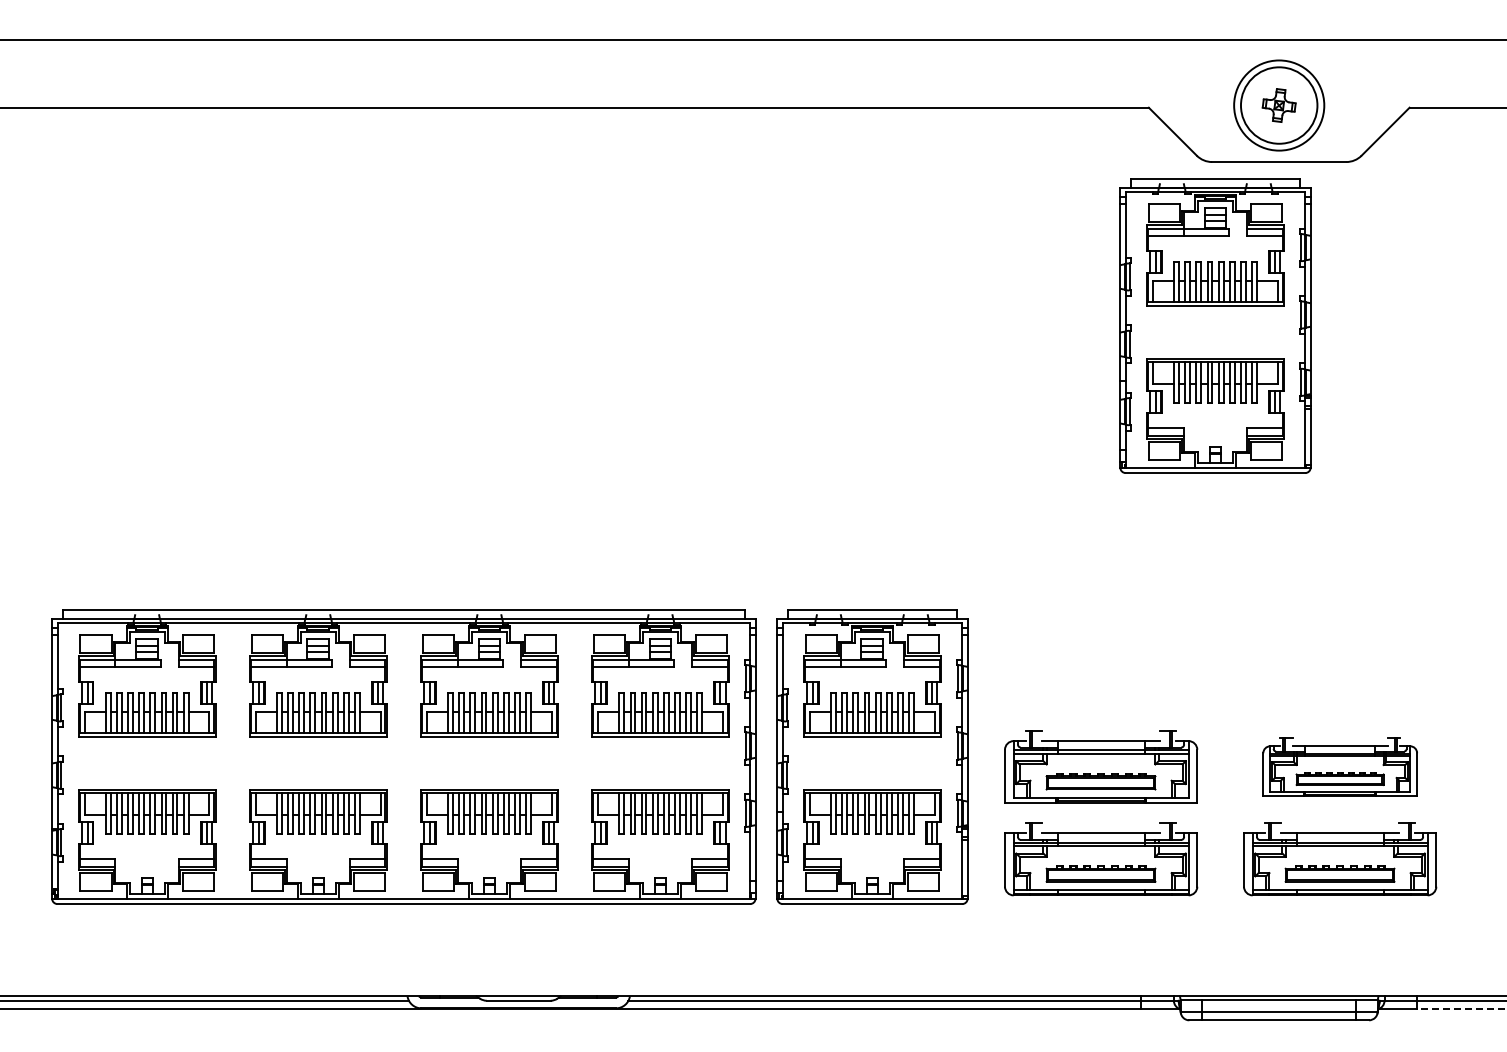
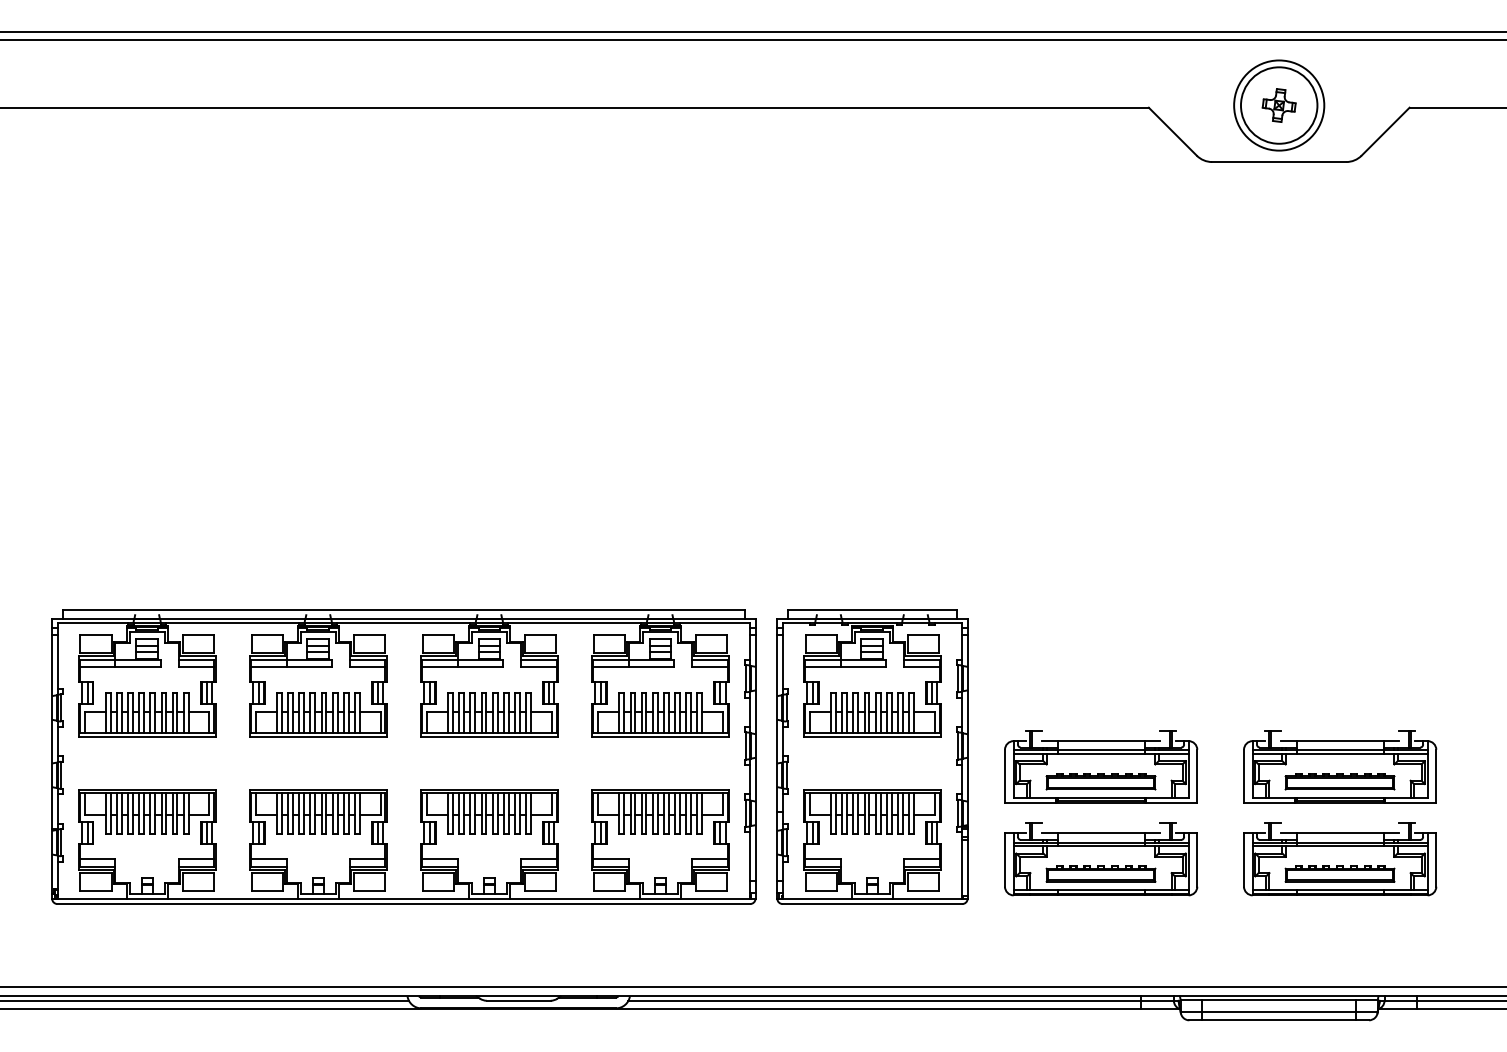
line: none -> present (752, 31)
part: present -> none (1215, 325)
part size: 156x60 px -> 195x74 px (1340, 766)
line: none -> present (752, 986)
line: dashed -> solid (1461, 1009)
